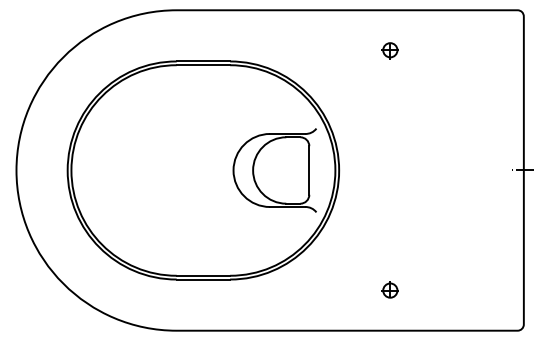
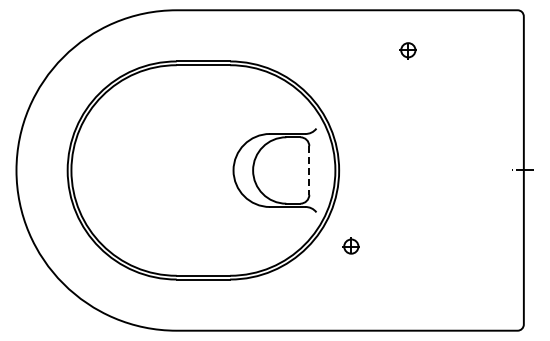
part position: (389, 50) -> (407, 50) (407, 50)
line: solid -> dashed (309, 170)
part position: (389, 289) -> (350, 245) (350, 245)
